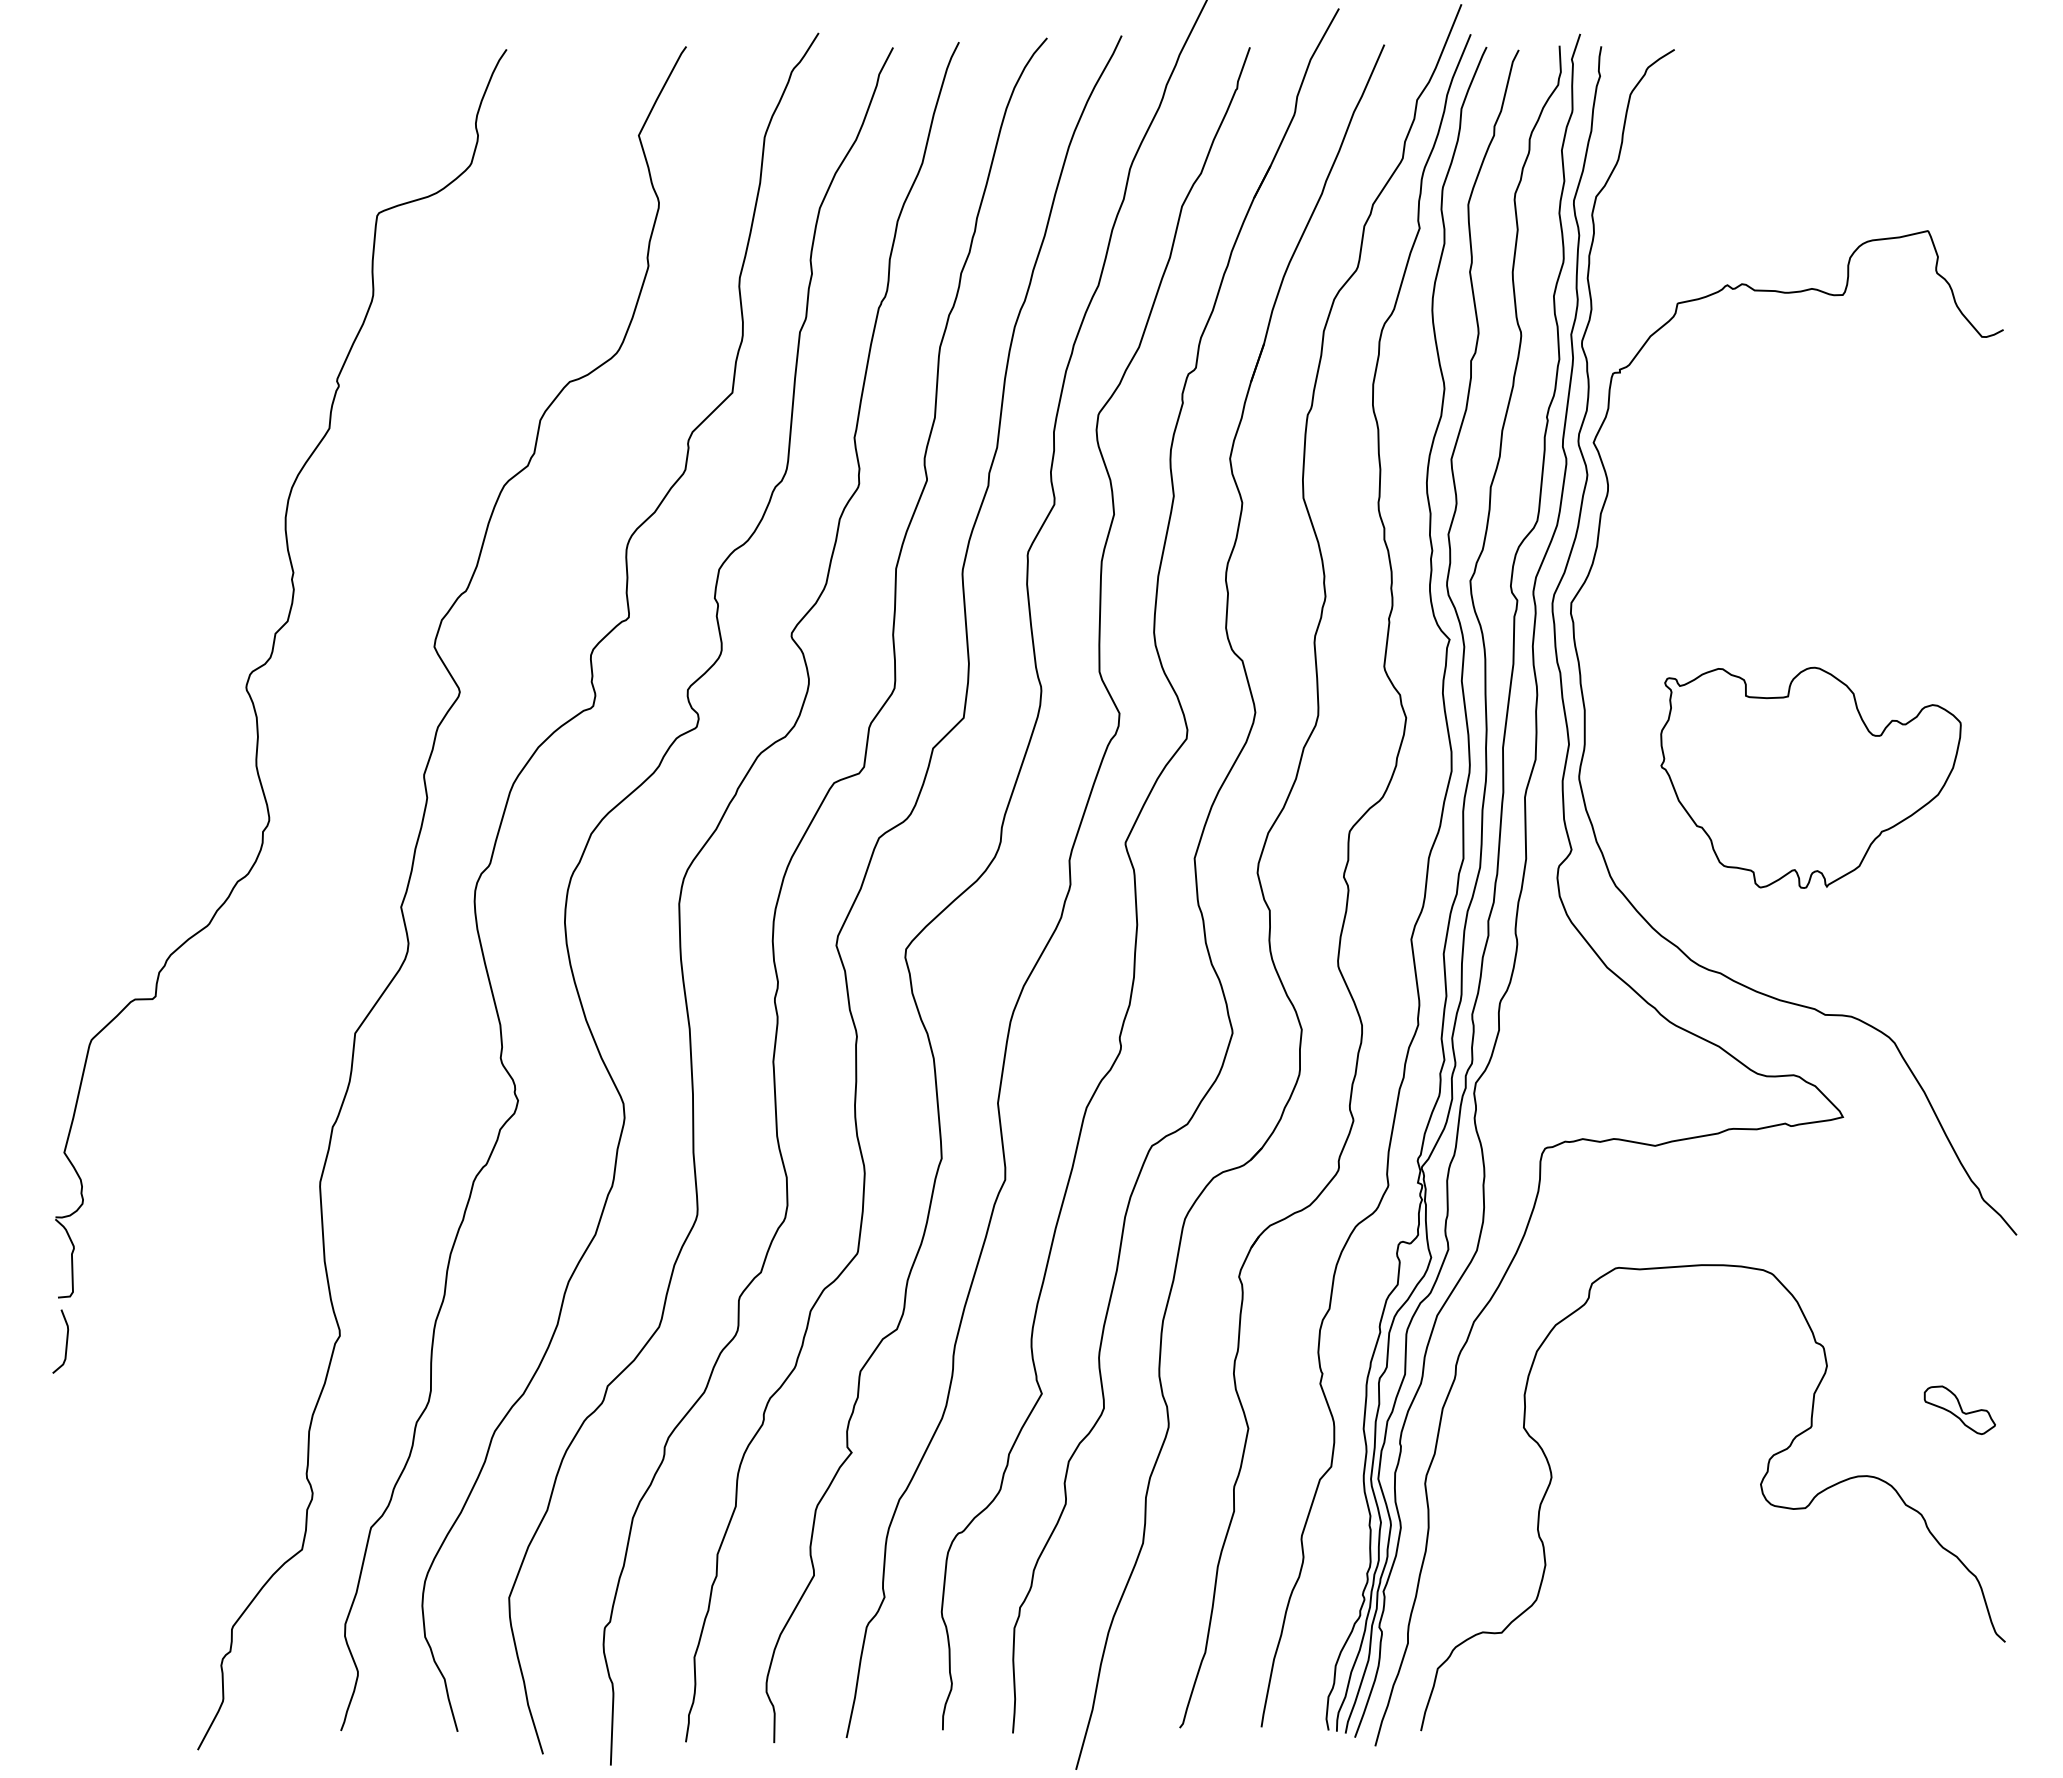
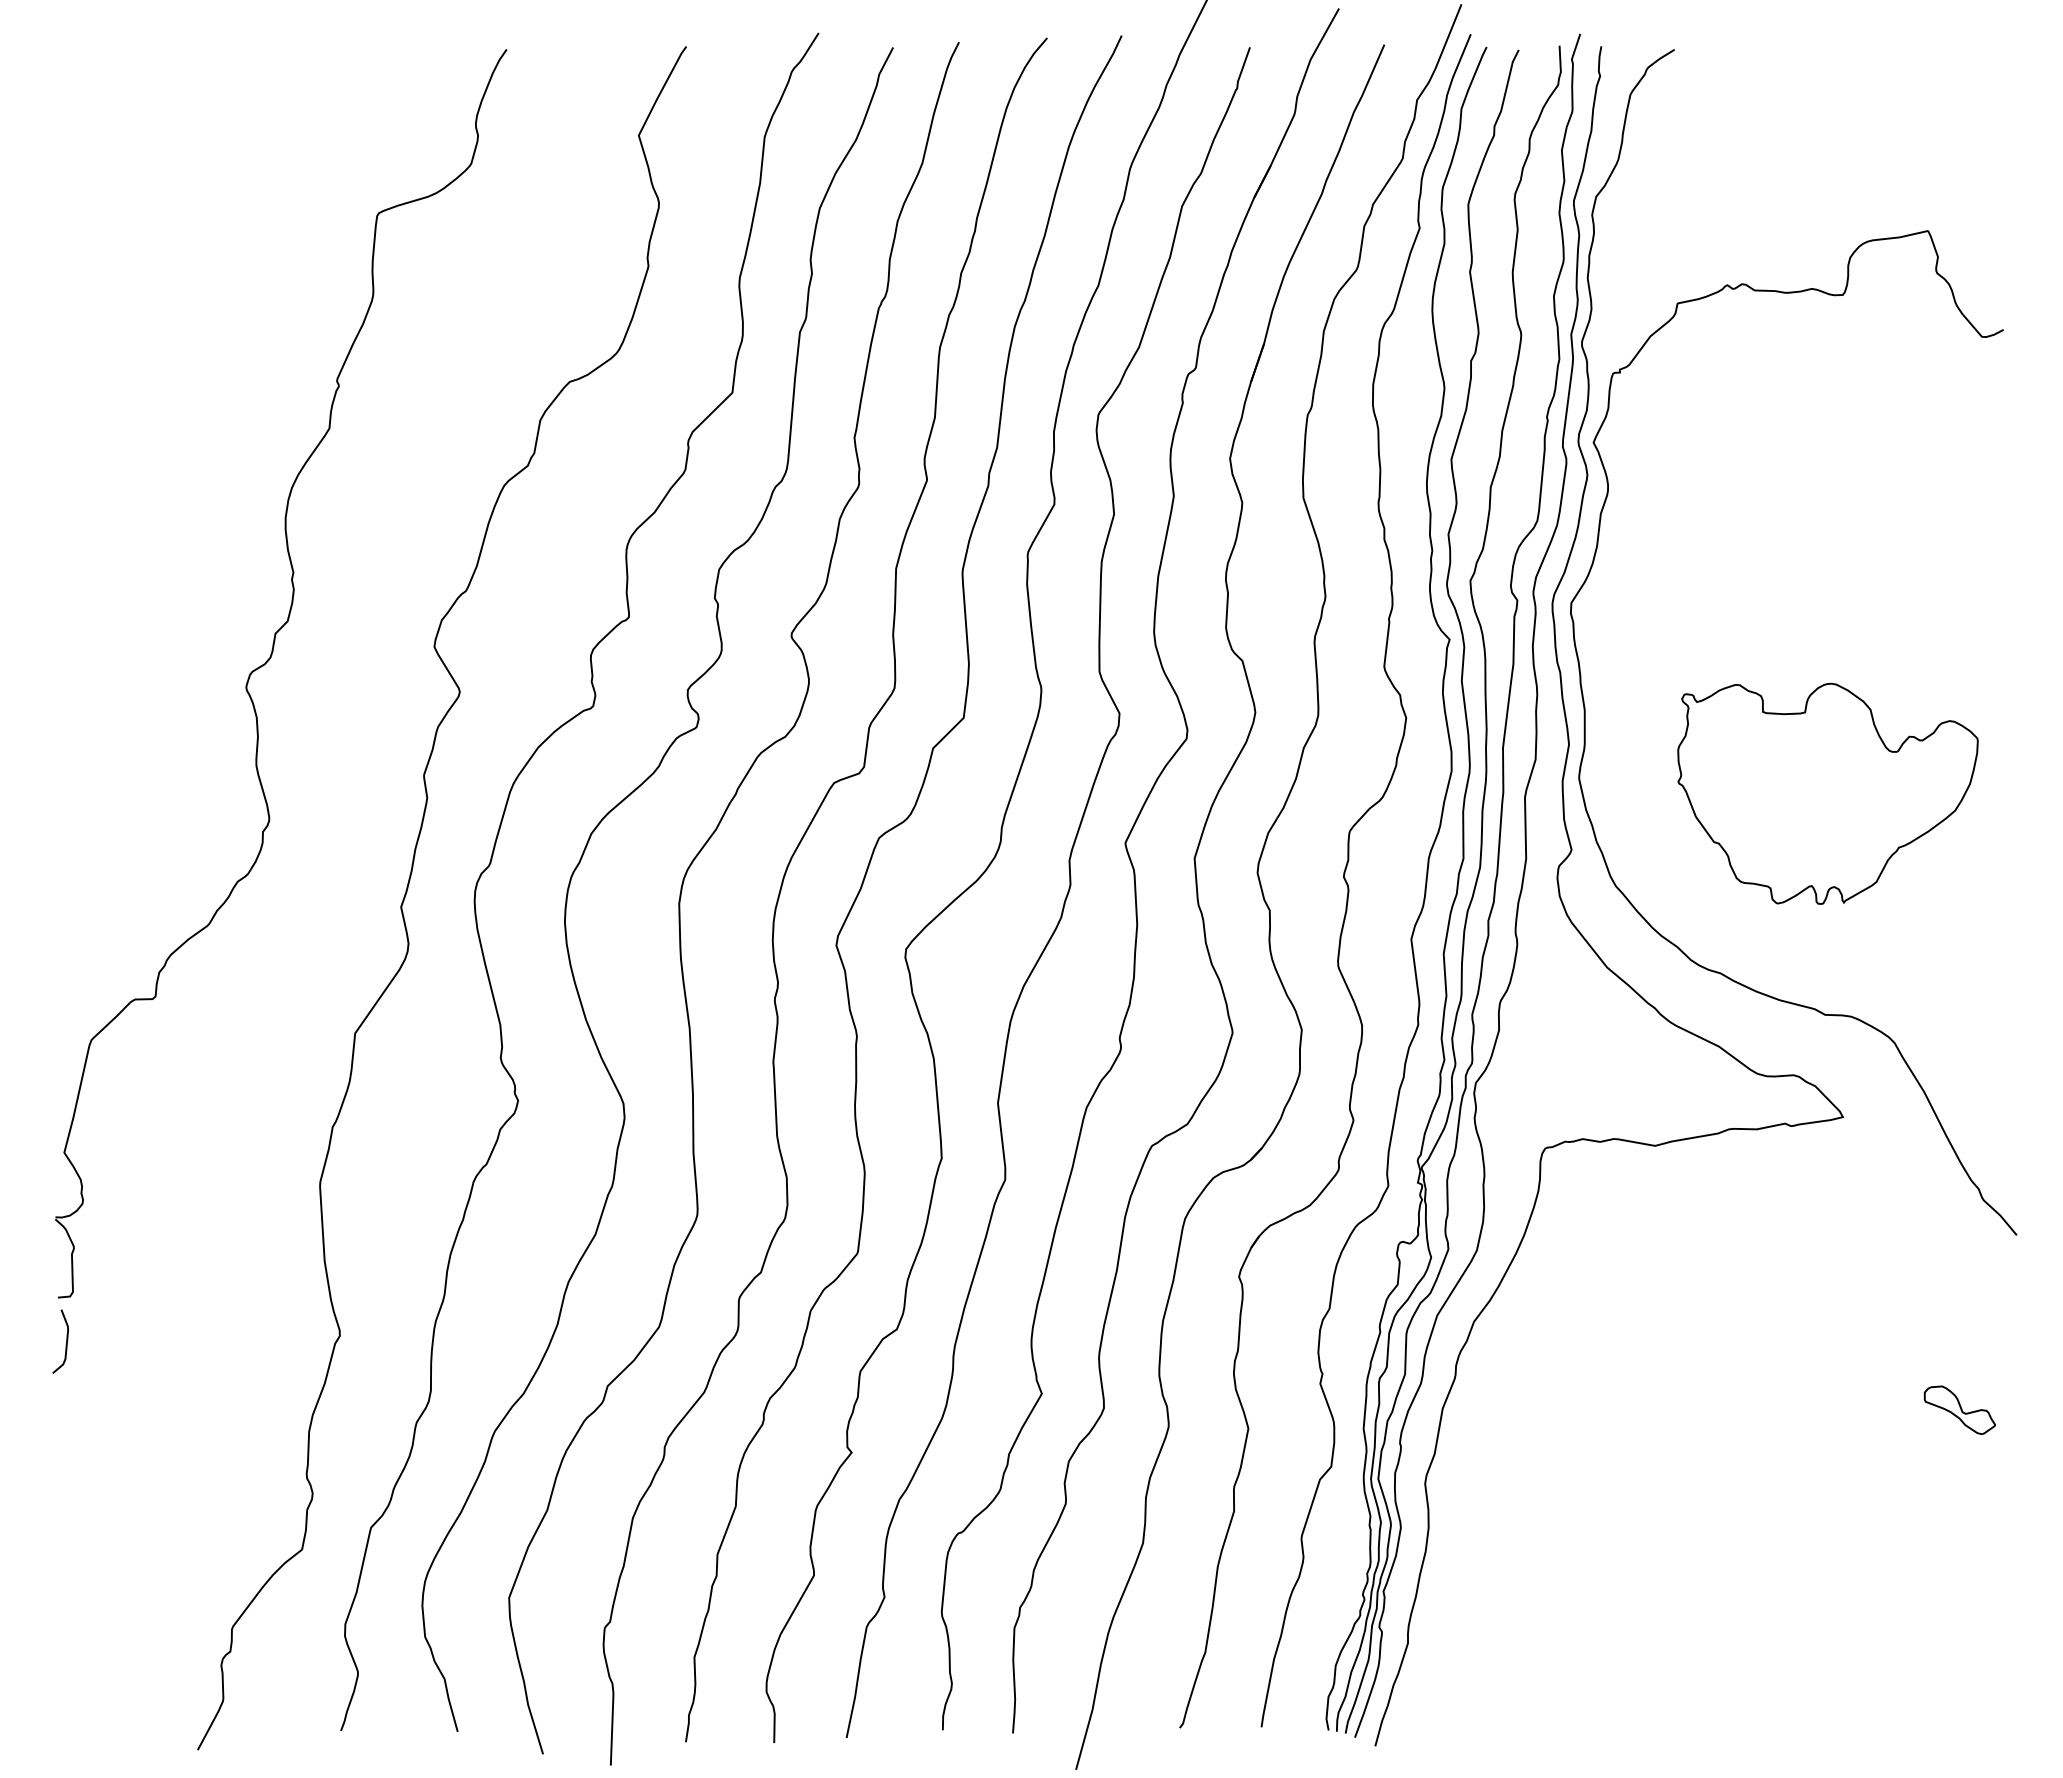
part position: (1810, 777) -> (1827, 793) (1827, 793)
curve: present -> none (1760, 1488)
